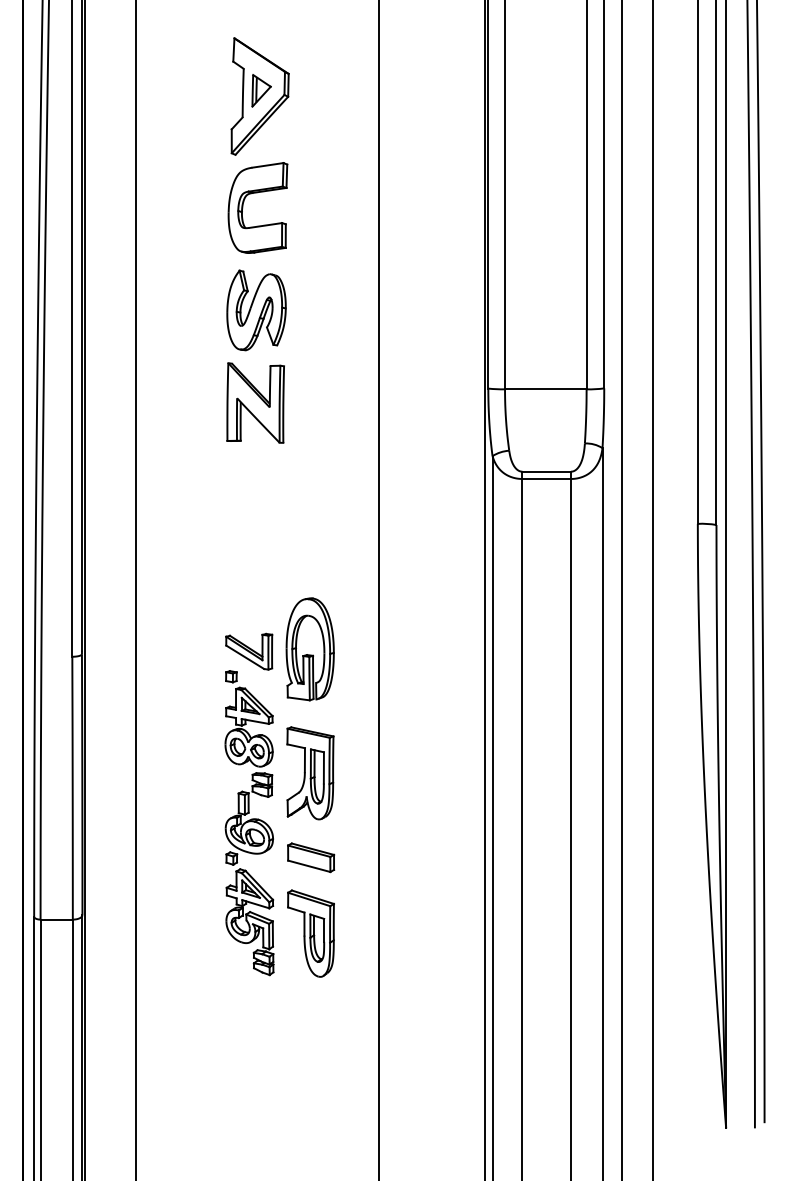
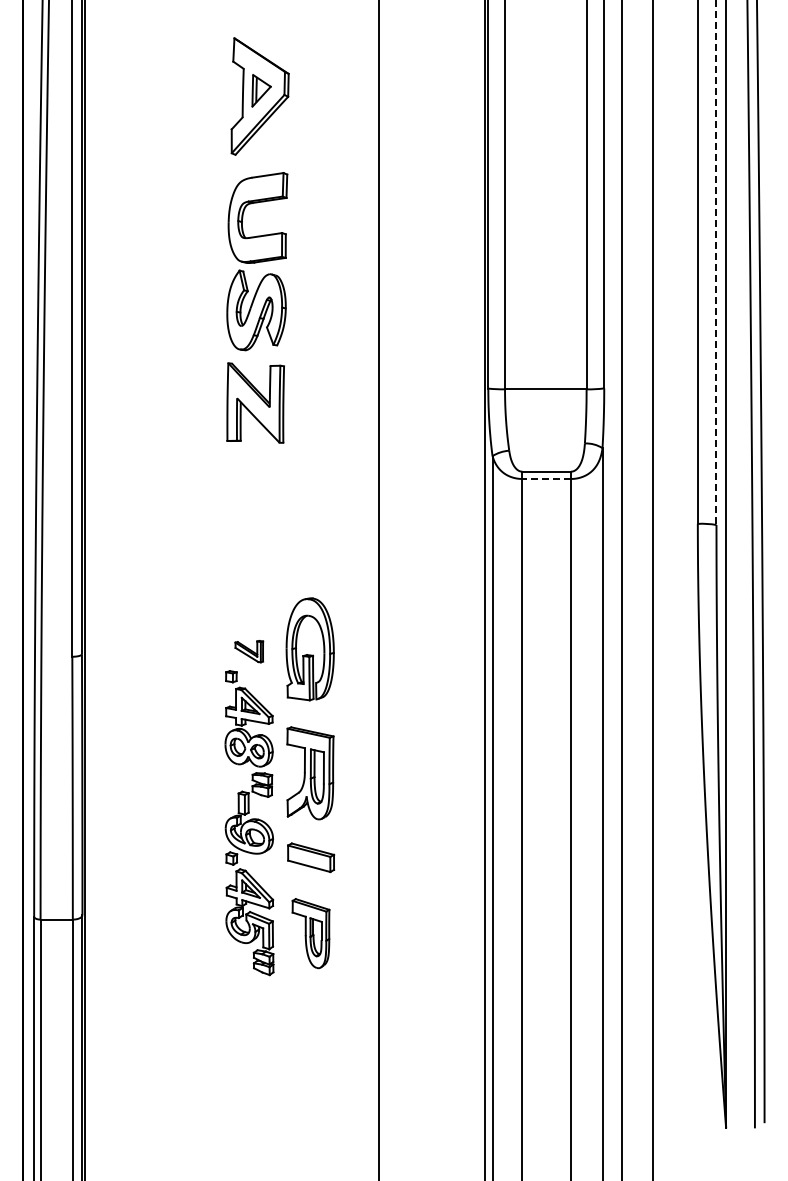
part position: (244, 202) -> (244, 212) (244, 212)
line: solid -> dashed (716, 263)
line: solid -> dashed (546, 478)
line: present -> none (135, 589)
part size: 49x39 px -> 31x24 px (249, 651)
part size: 48x89 px -> 40x72 px (310, 933)
